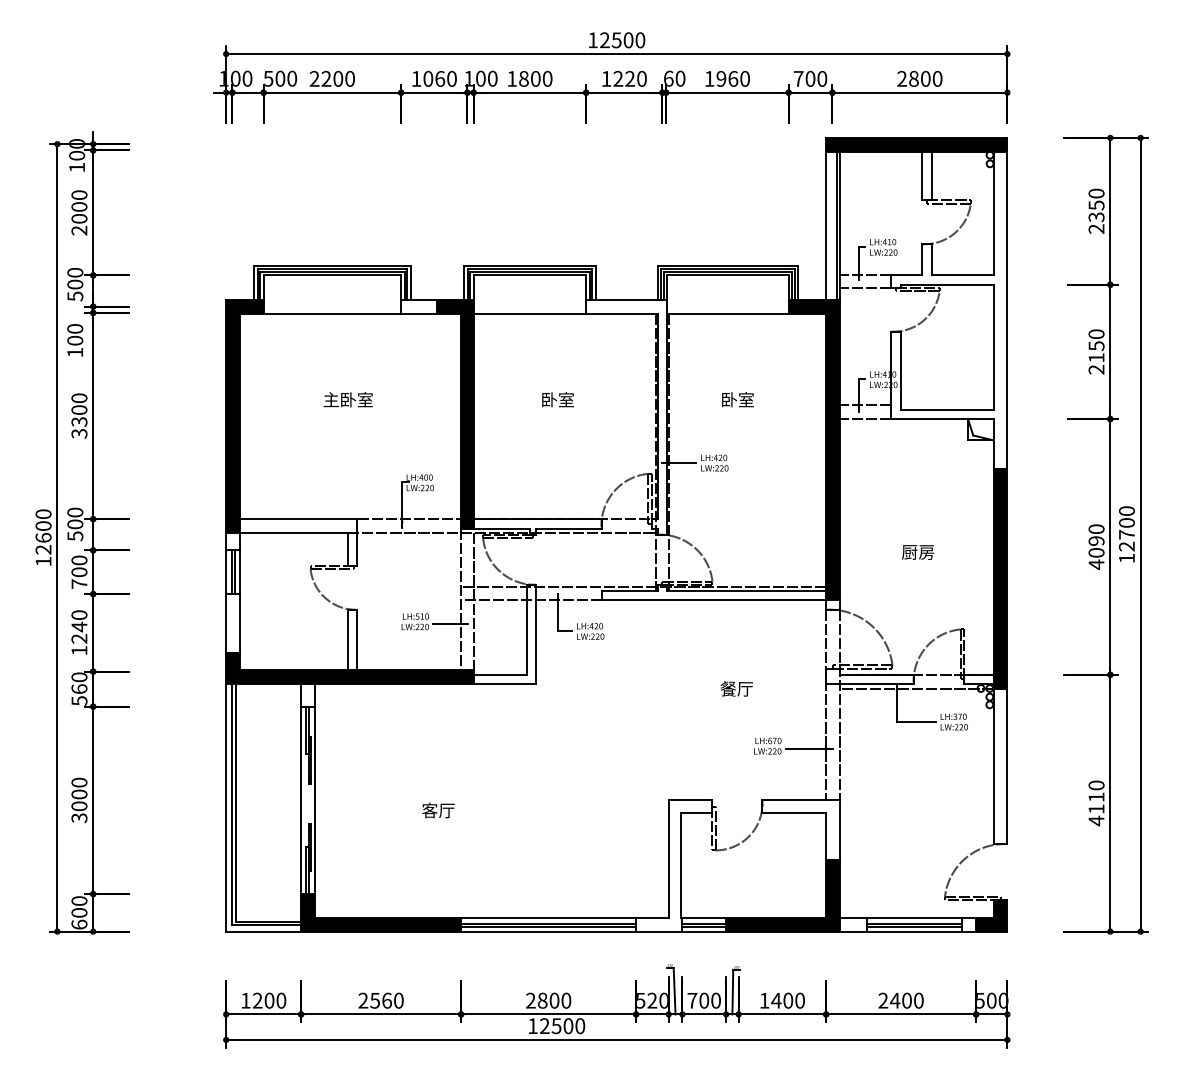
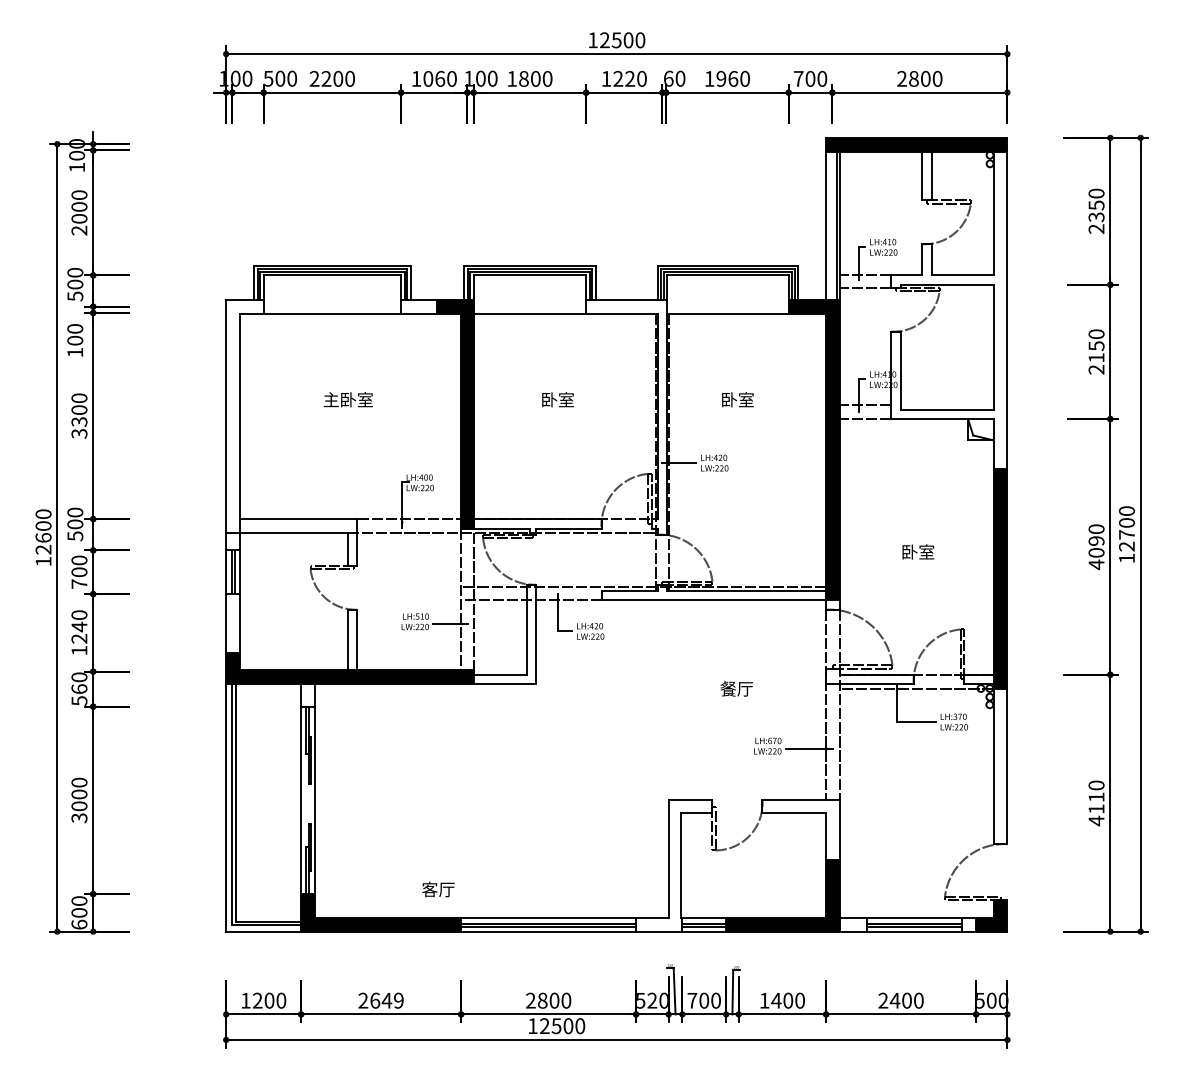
fill: present -> none (244, 416)
text: 厨房 -> 卧室 (918, 551)
text position: (438, 810) -> (438, 889) (438, 889)
text: 2560 -> 2649 (386, 1000)
